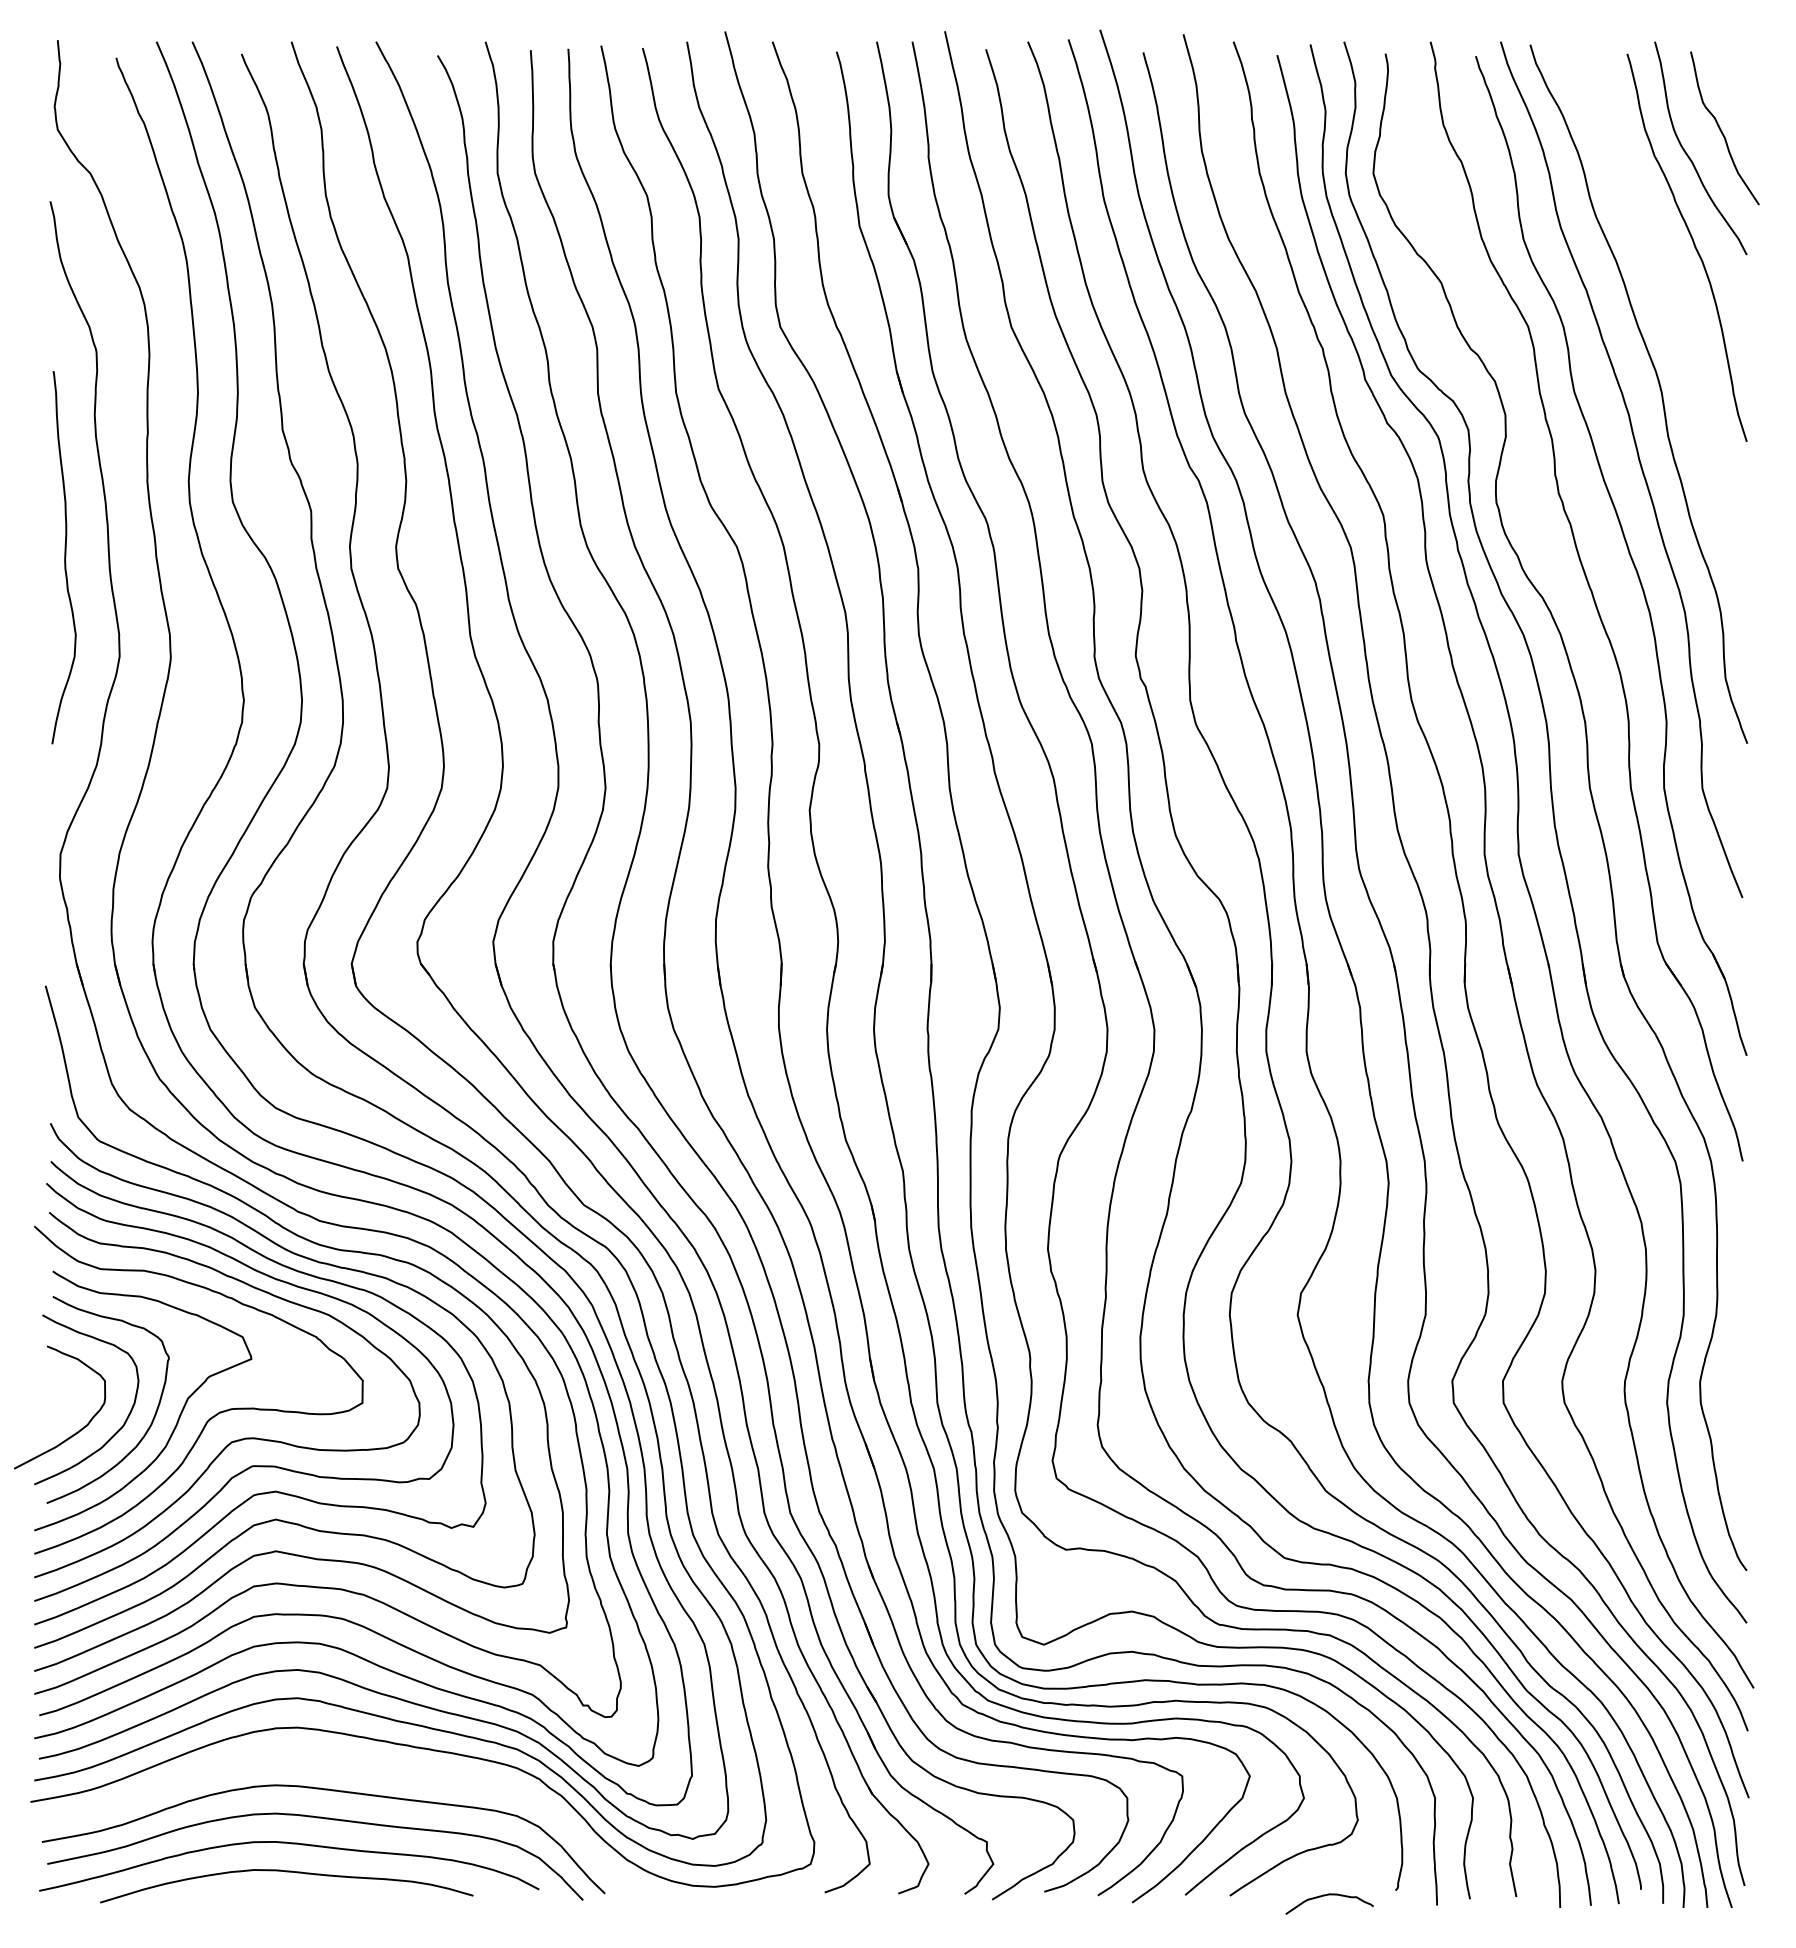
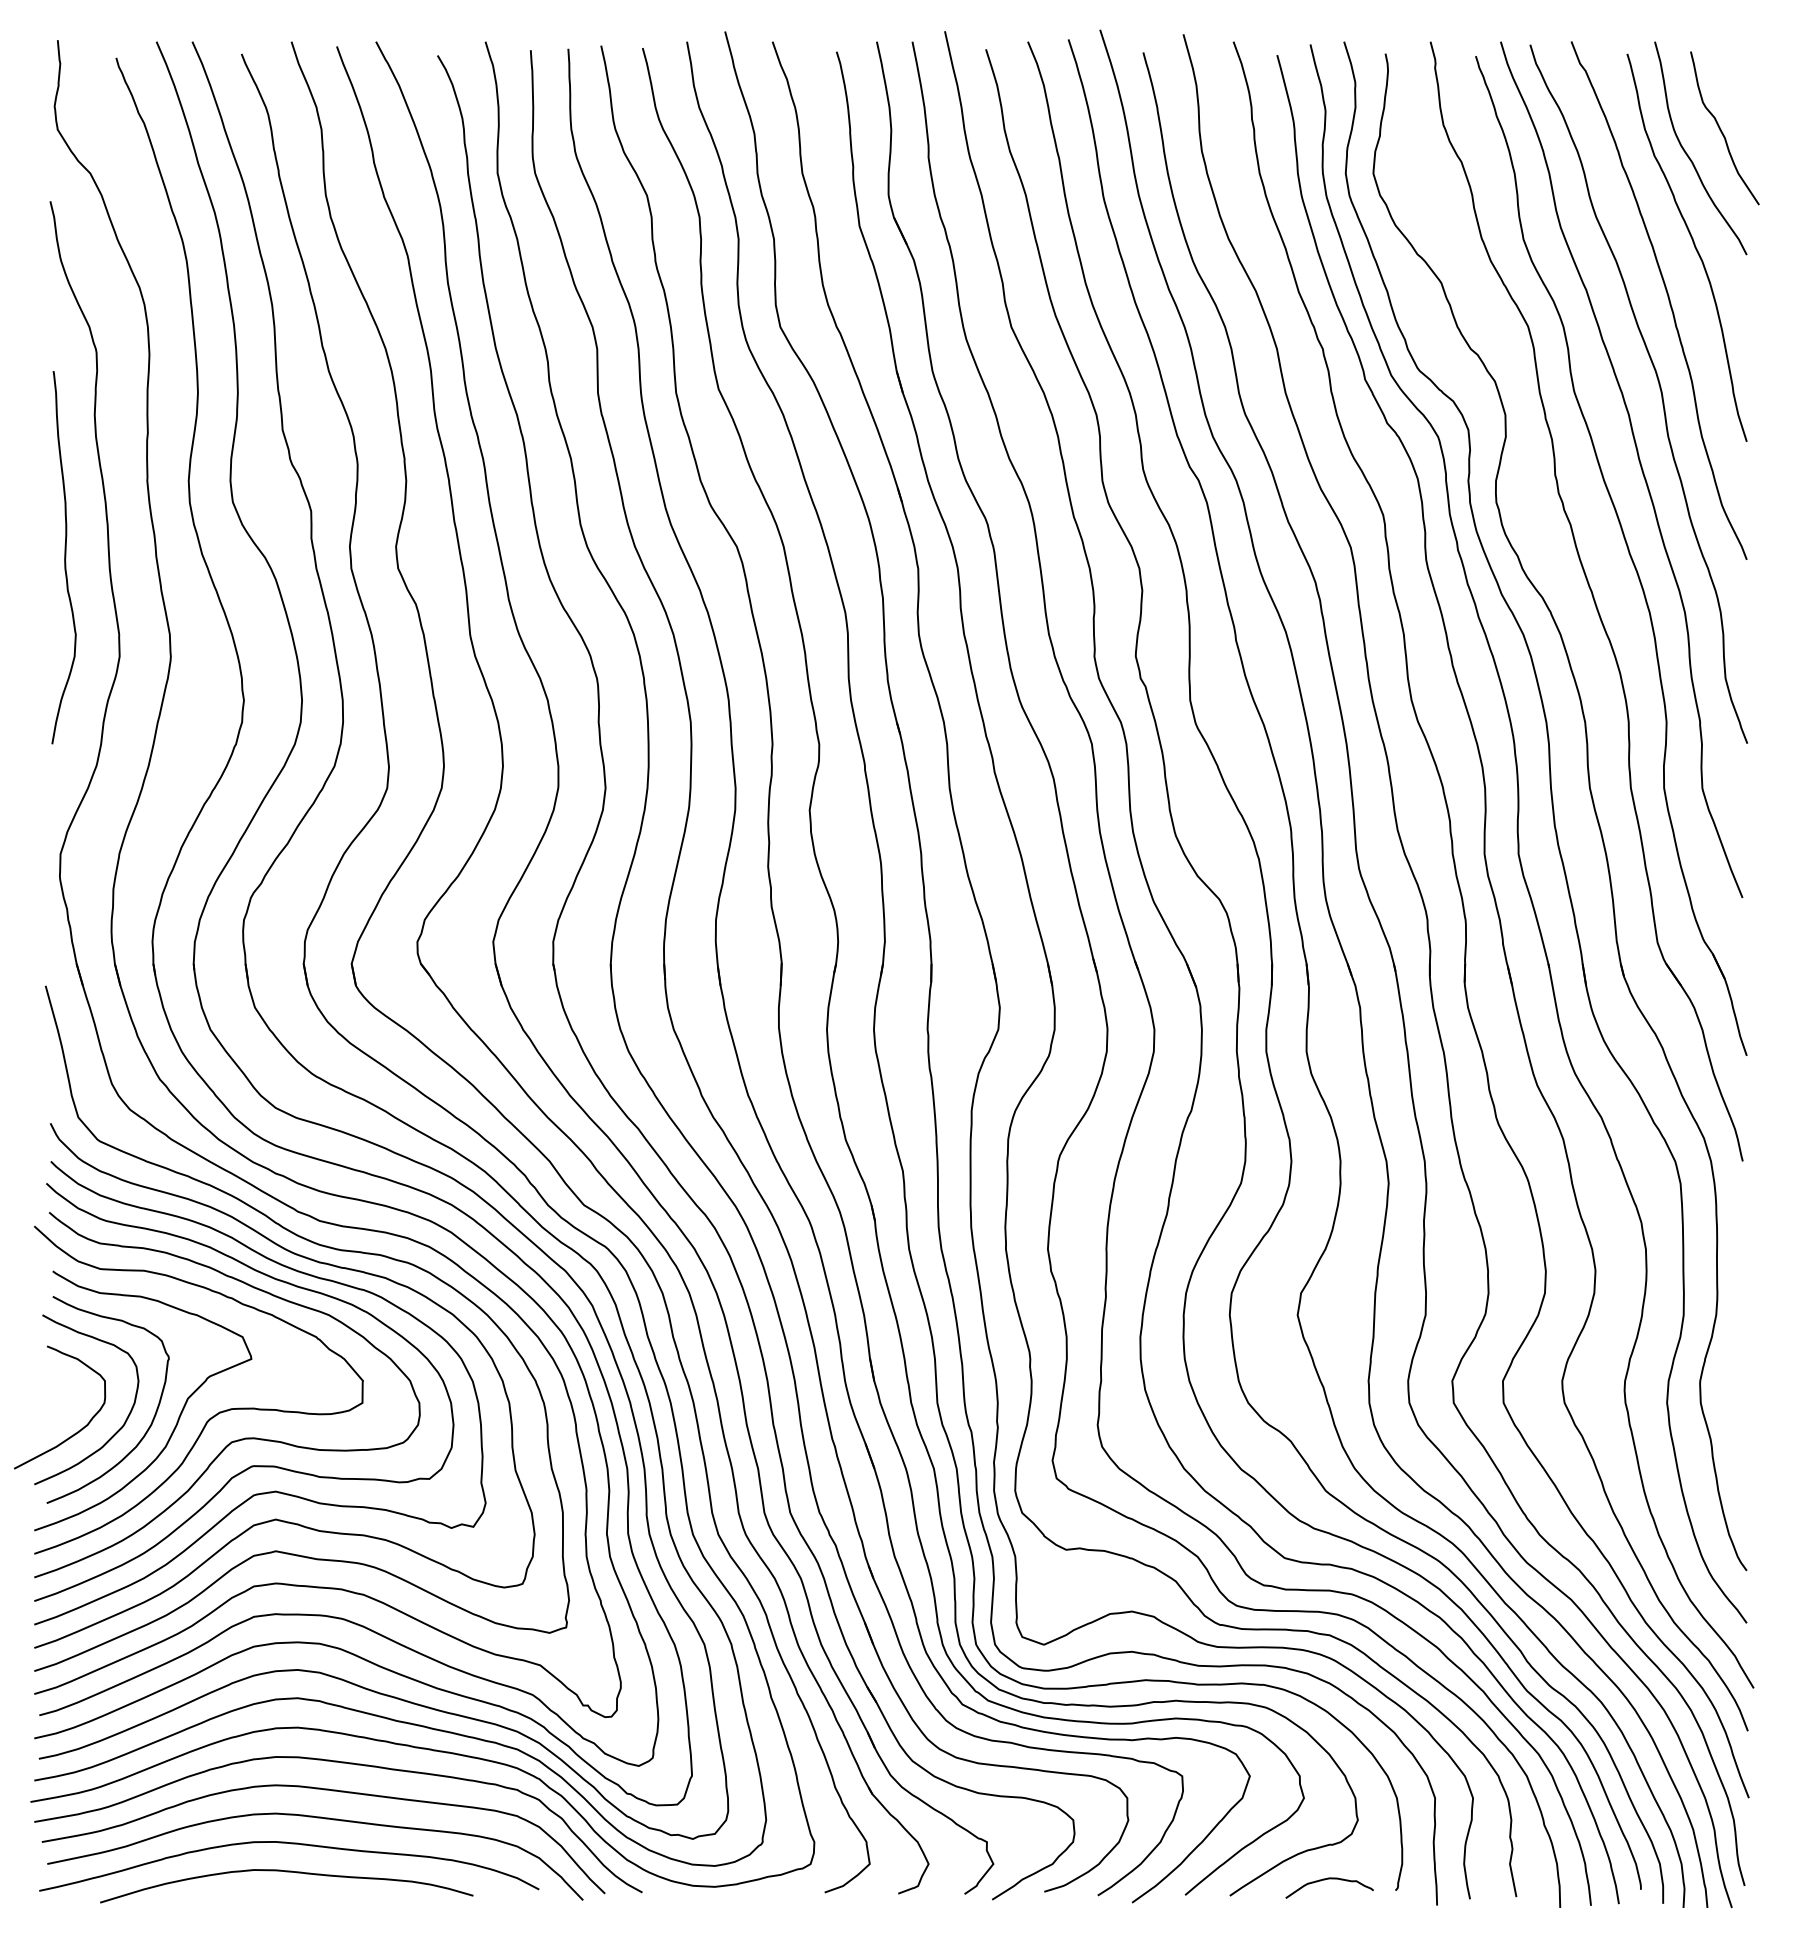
curve: none -> present (1667, 297)
curve: none -> present (349, 1764)
curve position: (1329, 1895) -> (1329, 1879) (1329, 1879)
